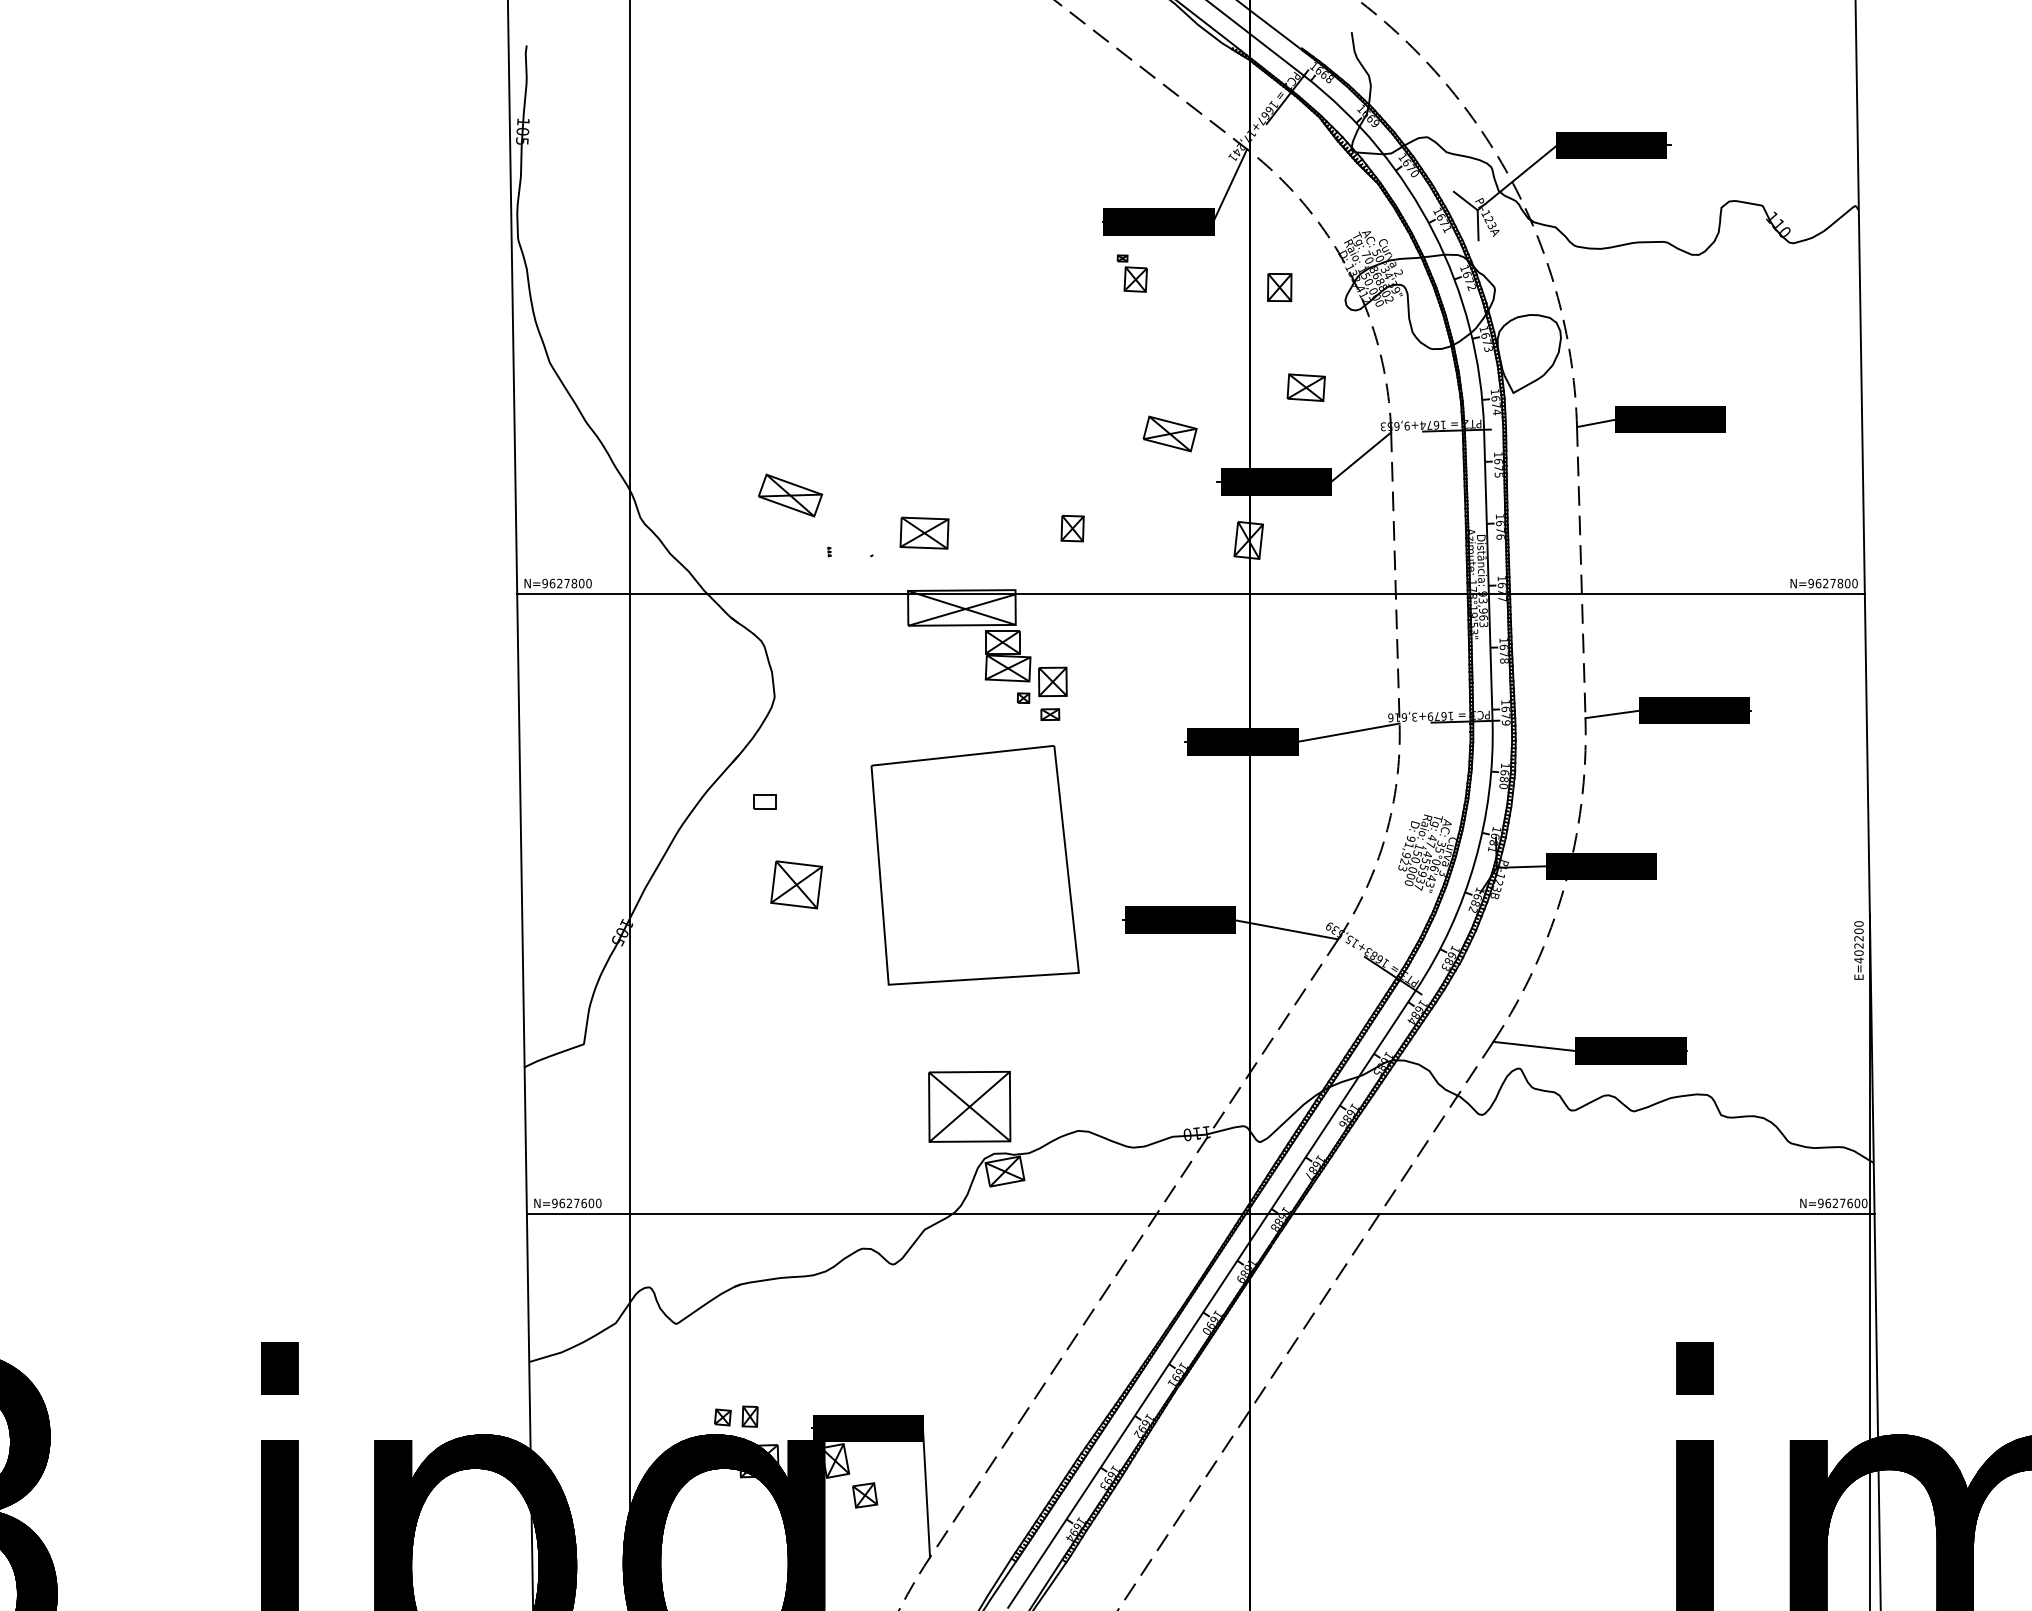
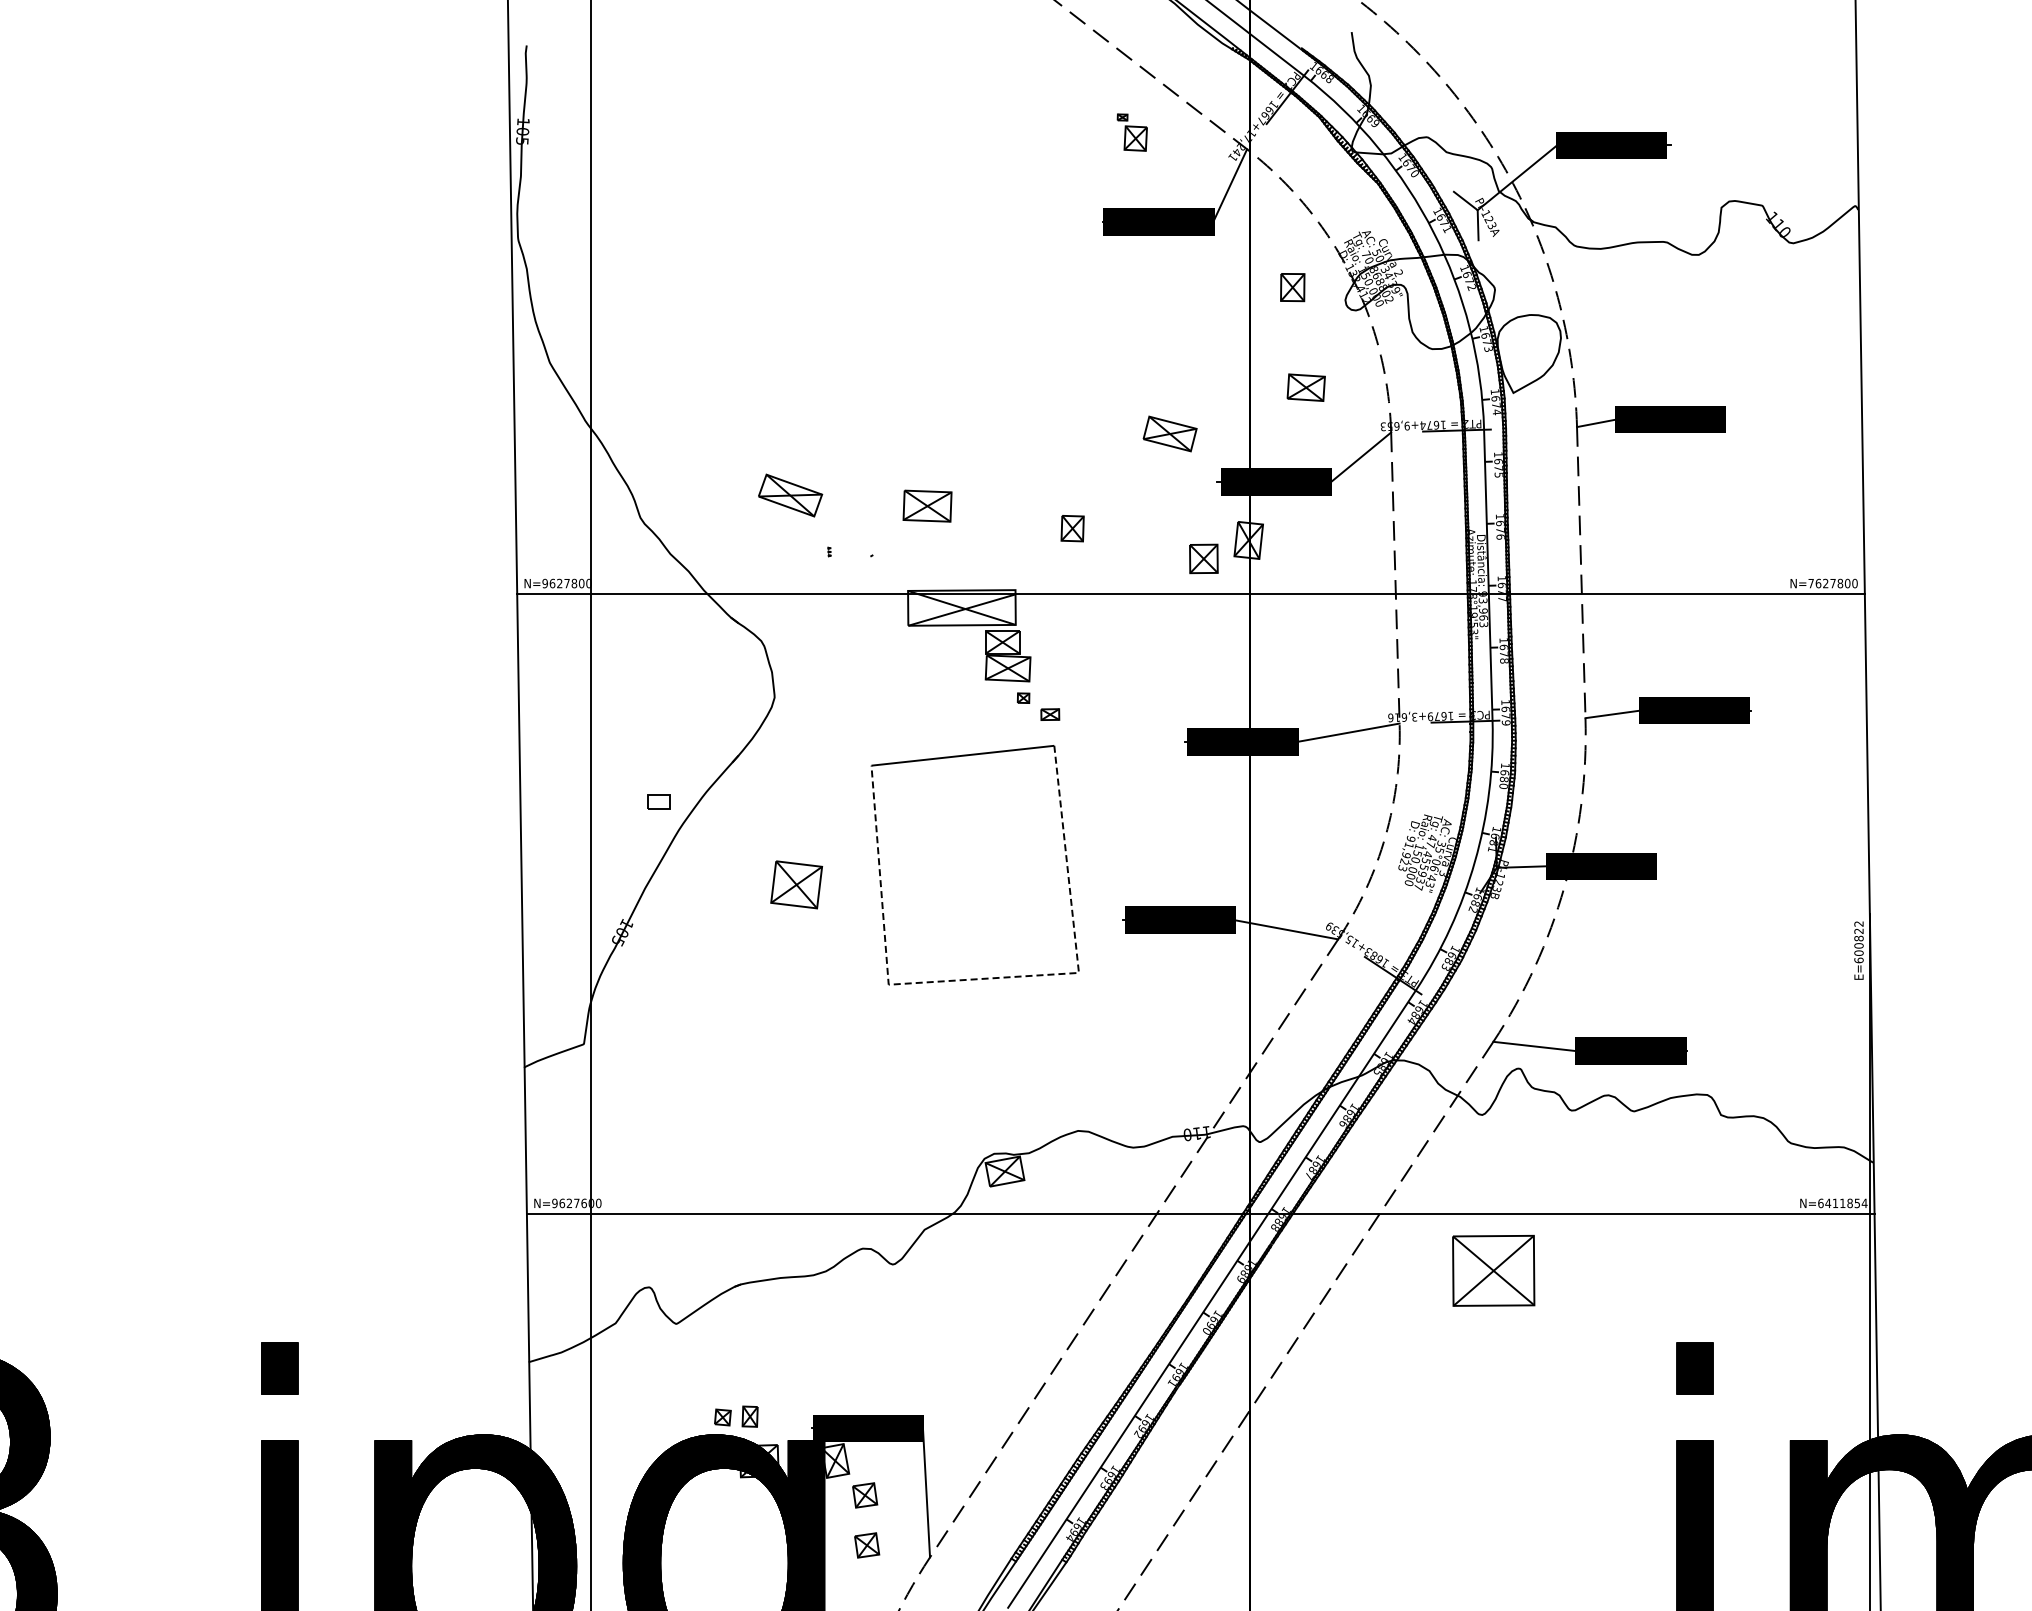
part position: (1131, 273) -> (1131, 132) (1131, 132)
part position: (1279, 287) -> (1292, 287) (1292, 287)
part position: (924, 532) -> (927, 505) (927, 505)
text: N=9627800 -> N=7627800 (1810, 583)
part position: (1052, 681) -> (1203, 558) (1203, 558)
part position: (764, 801) -> (658, 801) (658, 801)
line position: (630, 804) -> (591, 804) (591, 804)
text: E=402200 -> E=600822 (1858, 942)
line: solid -> dashed (988, 978)
part position: (969, 1106) -> (1493, 1270) (1493, 1270)
text: N=9627600 -> N=6411854 (1842, 1203)
part: none -> present (867, 1545)
